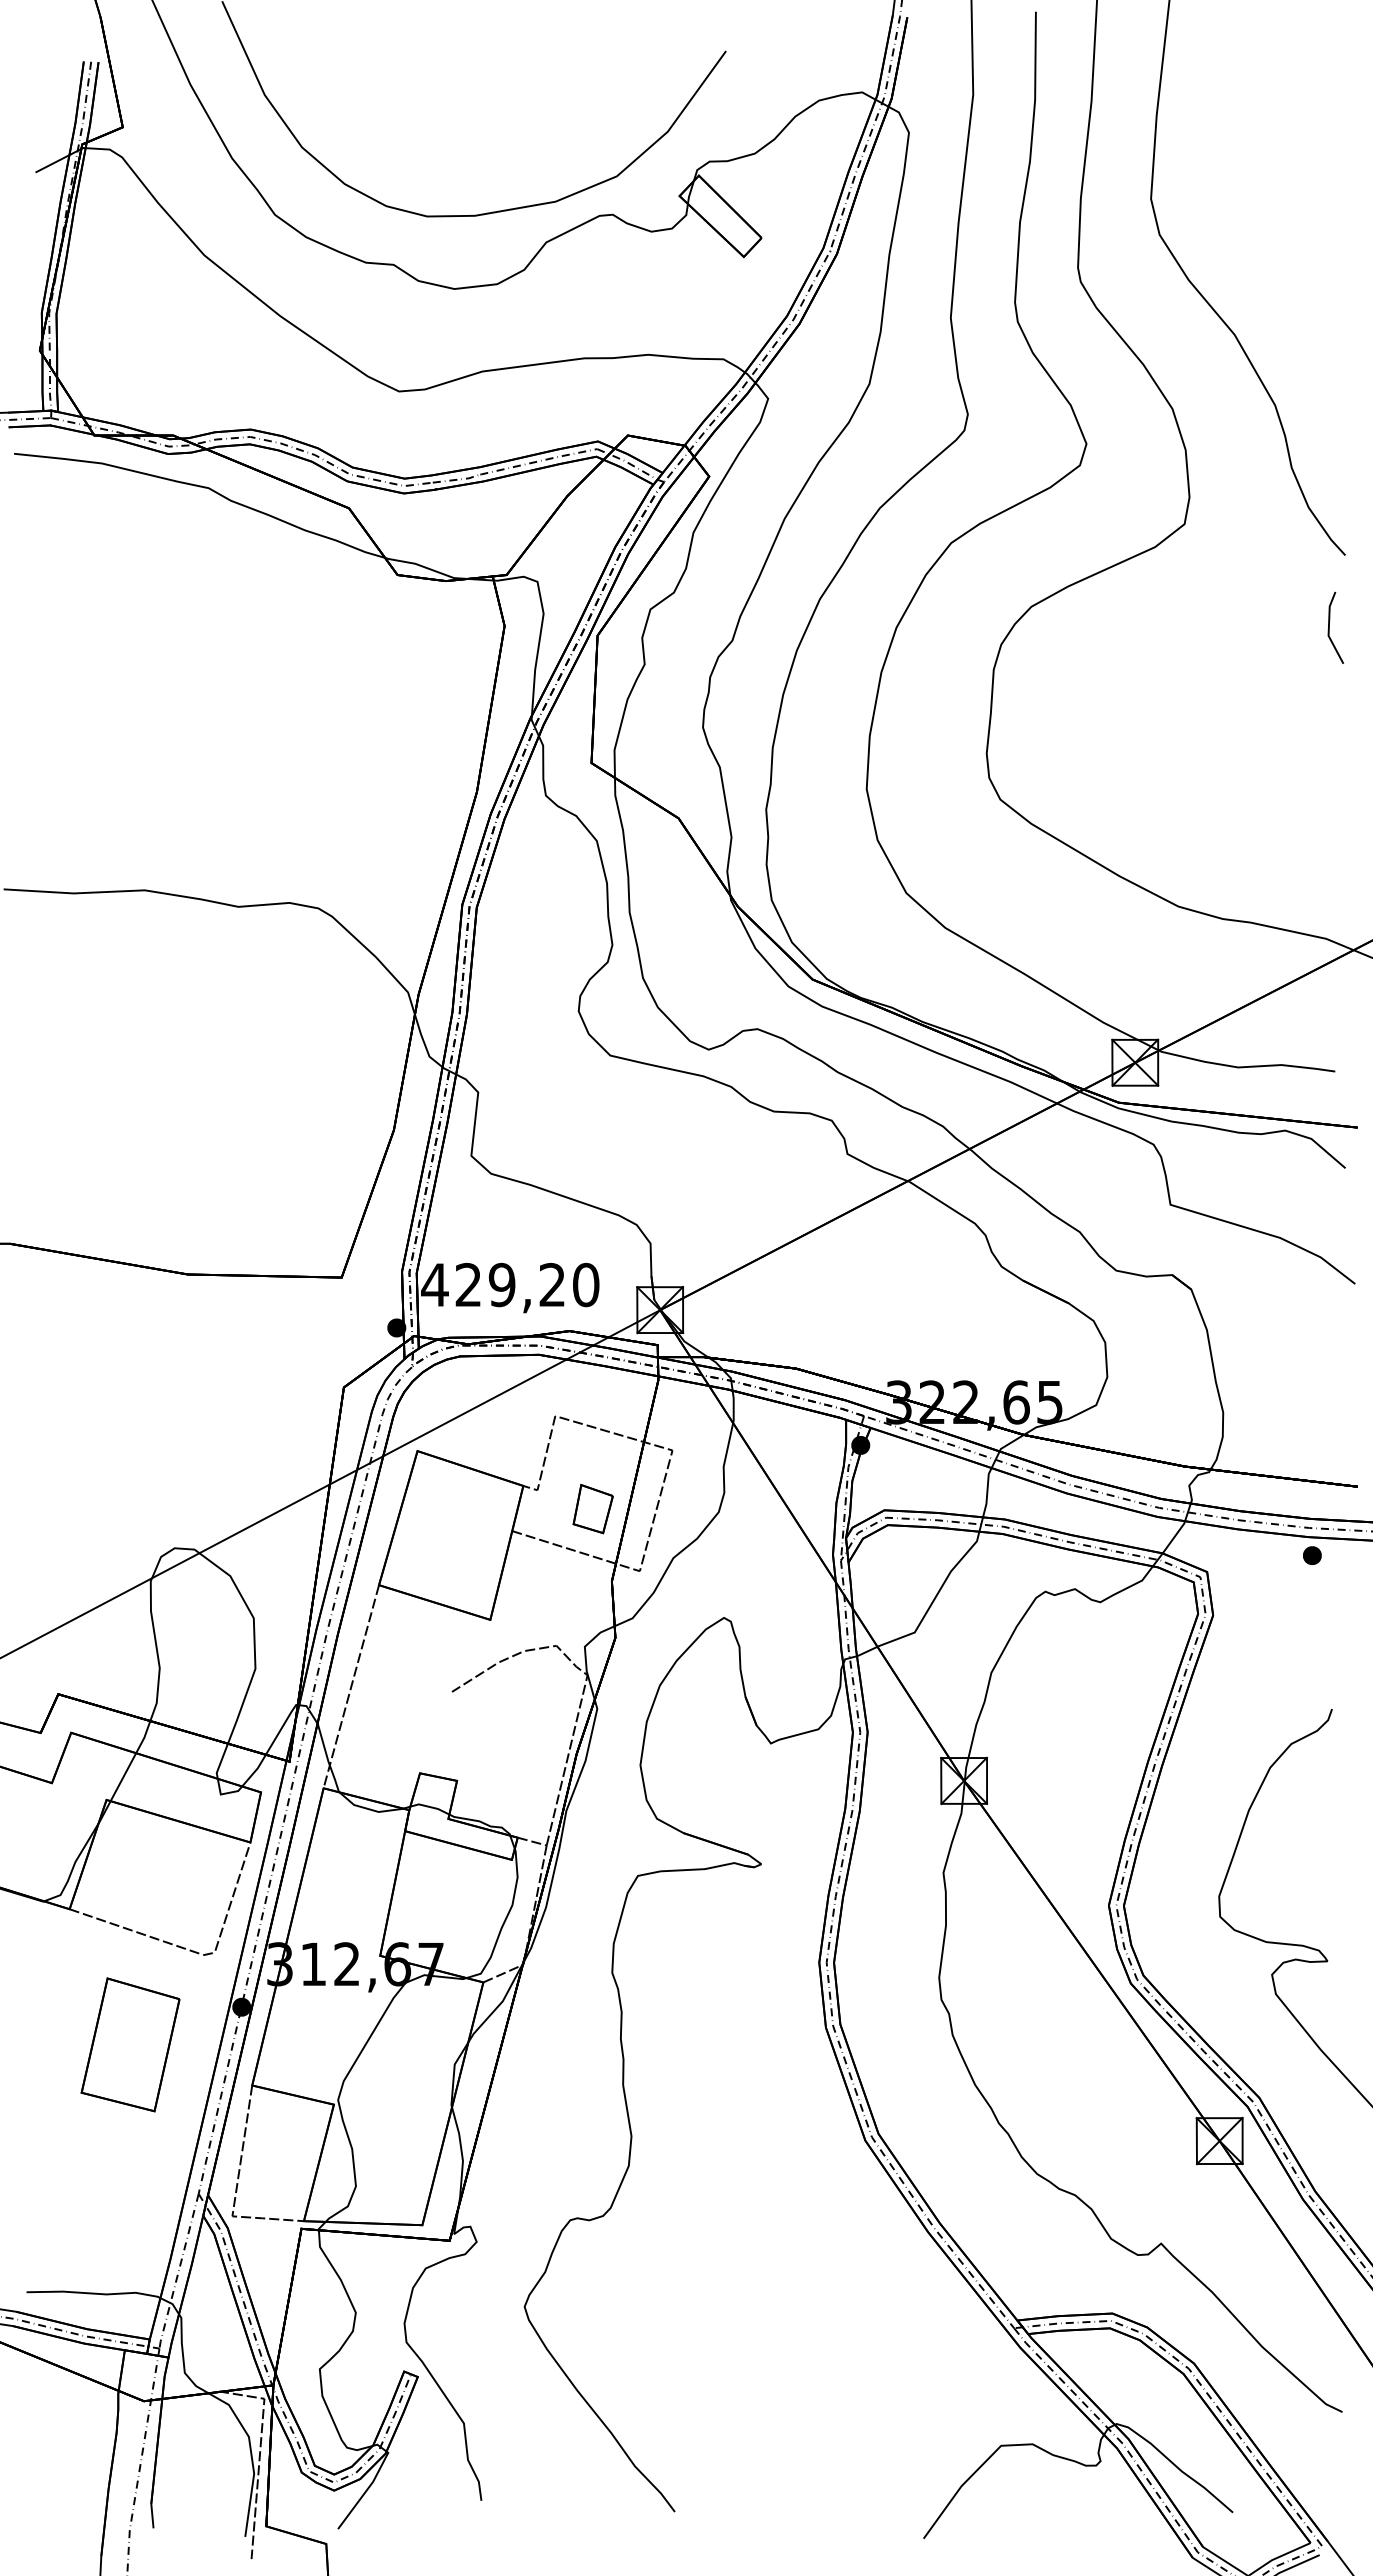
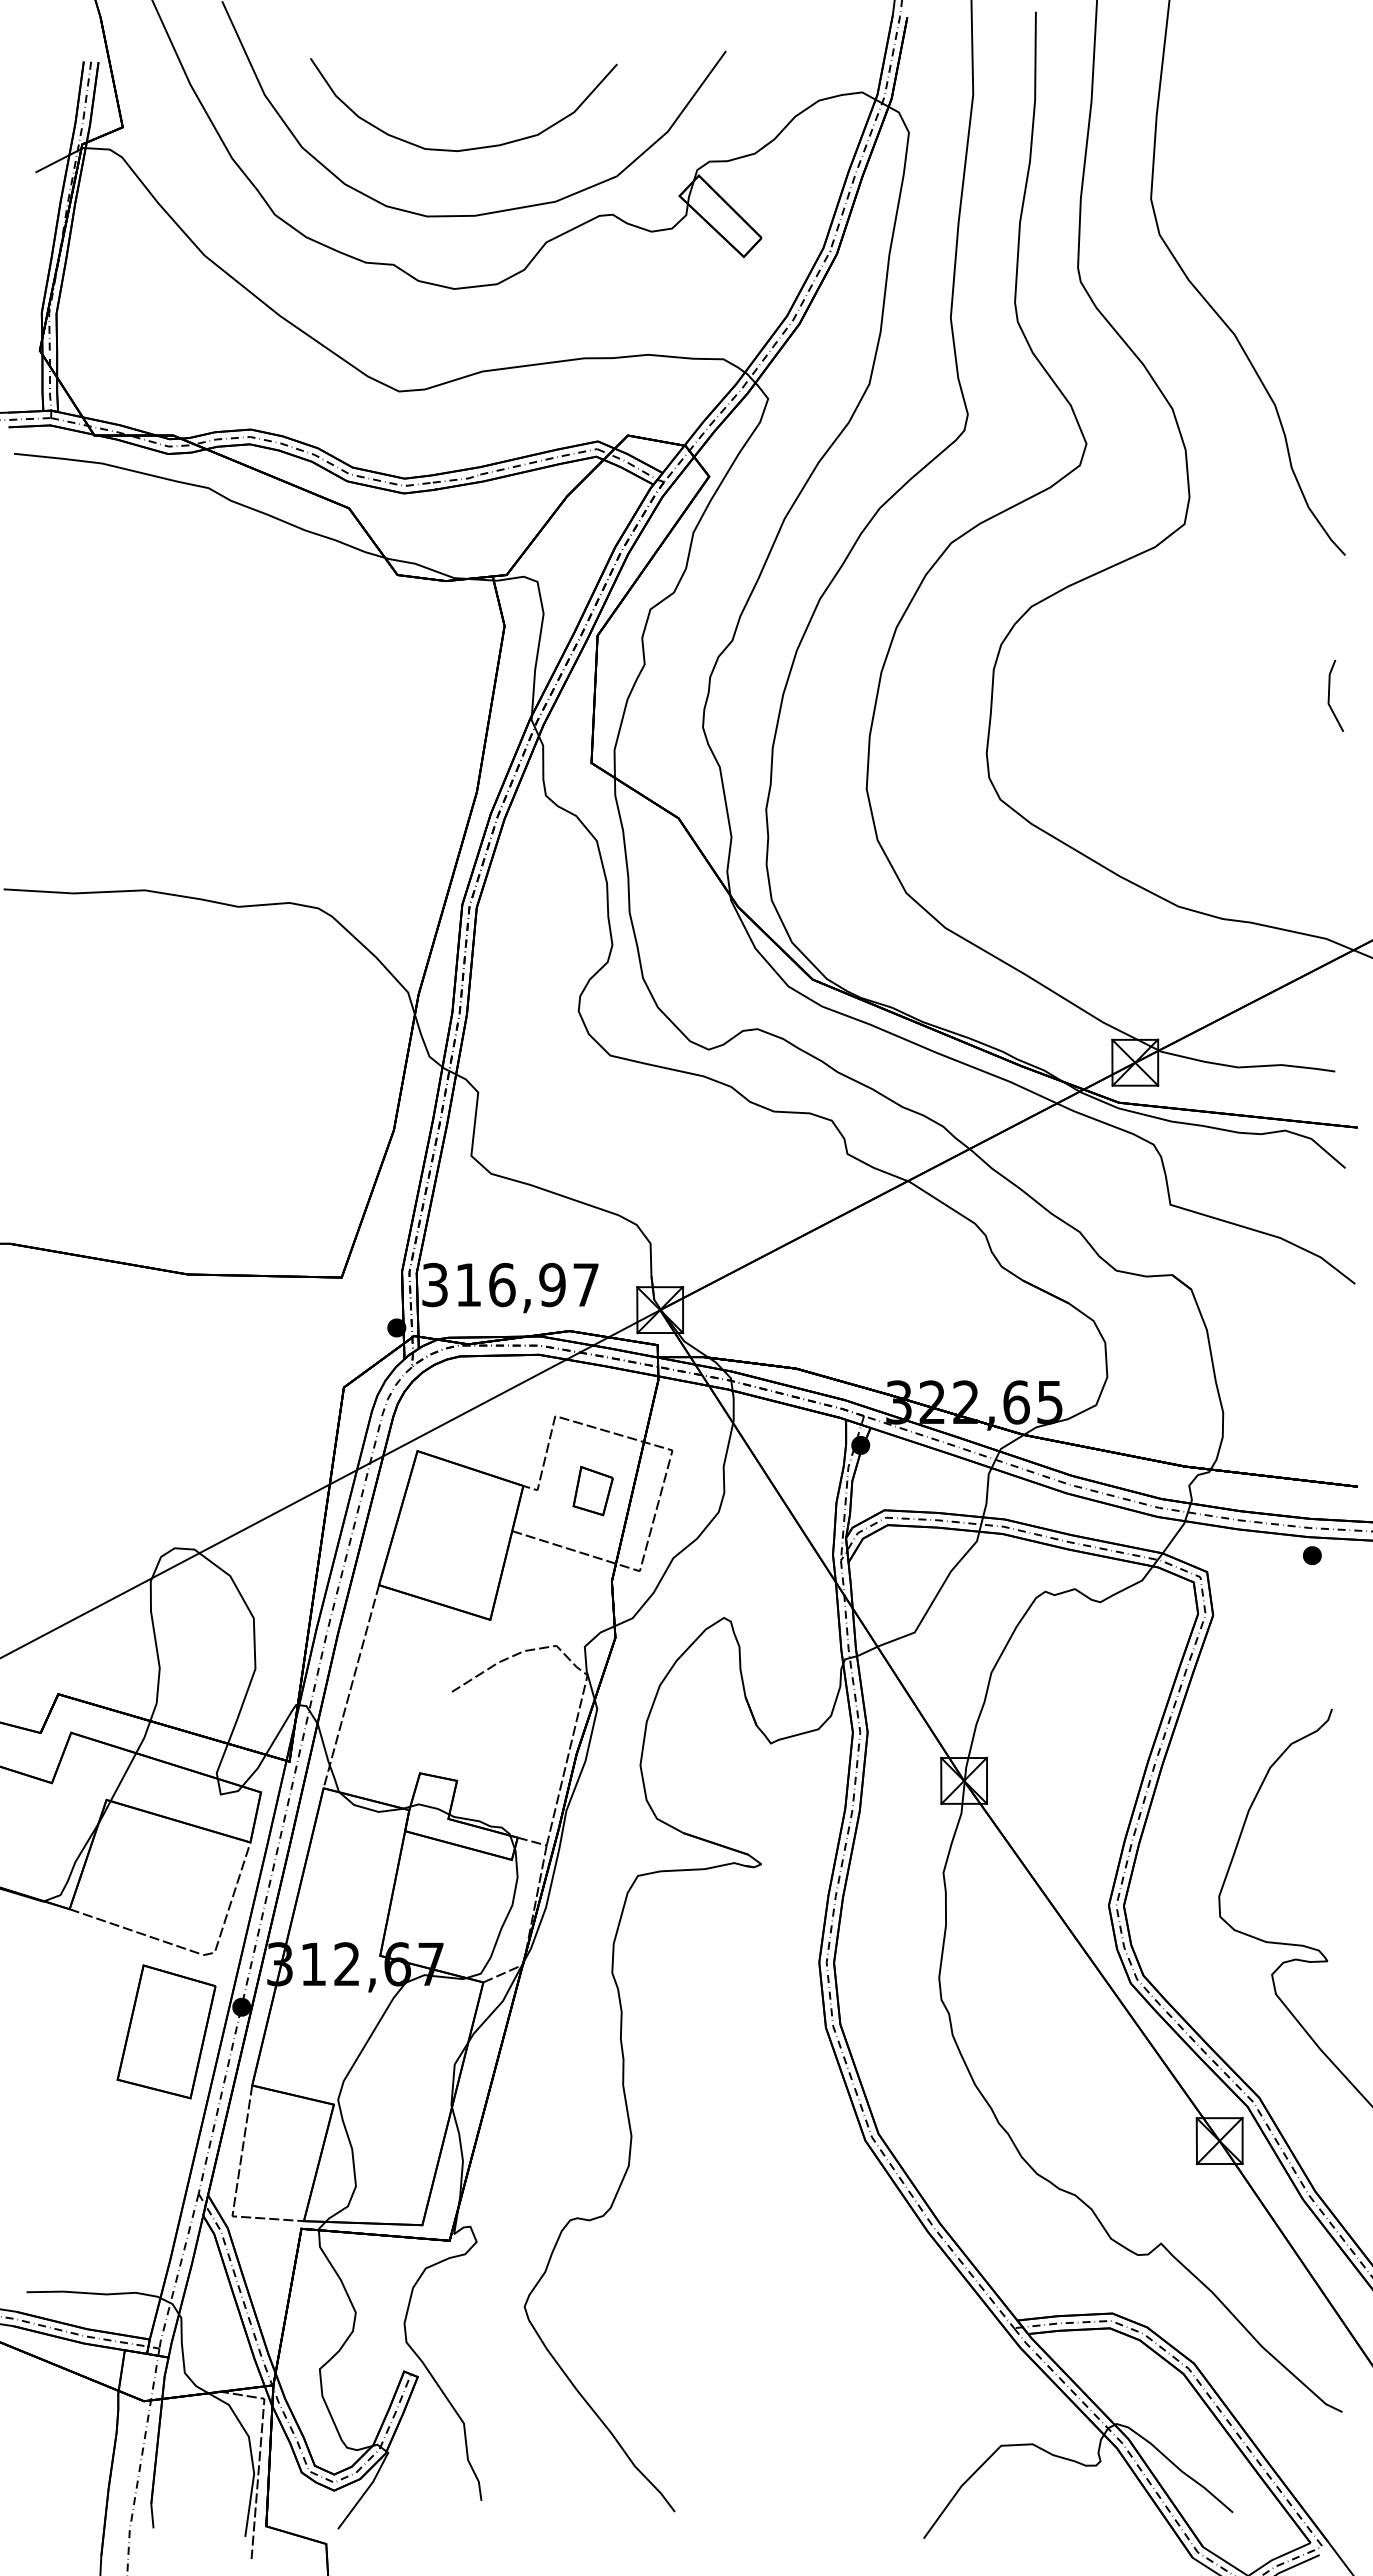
curve: none -> present (467, 148)
line position: (1329, 627) -> (1329, 695) (1329, 695)
text: 429,20 -> 316,97 (510, 1284)
part position: (592, 1508) -> (592, 1490) (592, 1490)
part position: (130, 2044) -> (166, 2031) (166, 2031)
